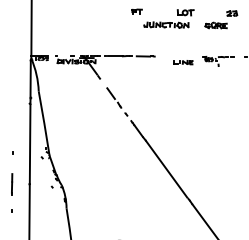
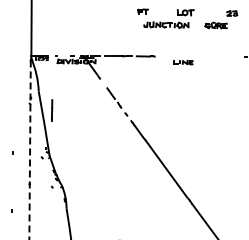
part position: (136, 11) -> (142, 11) (142, 11)
part: present -> none (218, 60)
line: solid -> dashed (30, 150)
line position: (12, 184) -> (52, 110) (52, 110)
